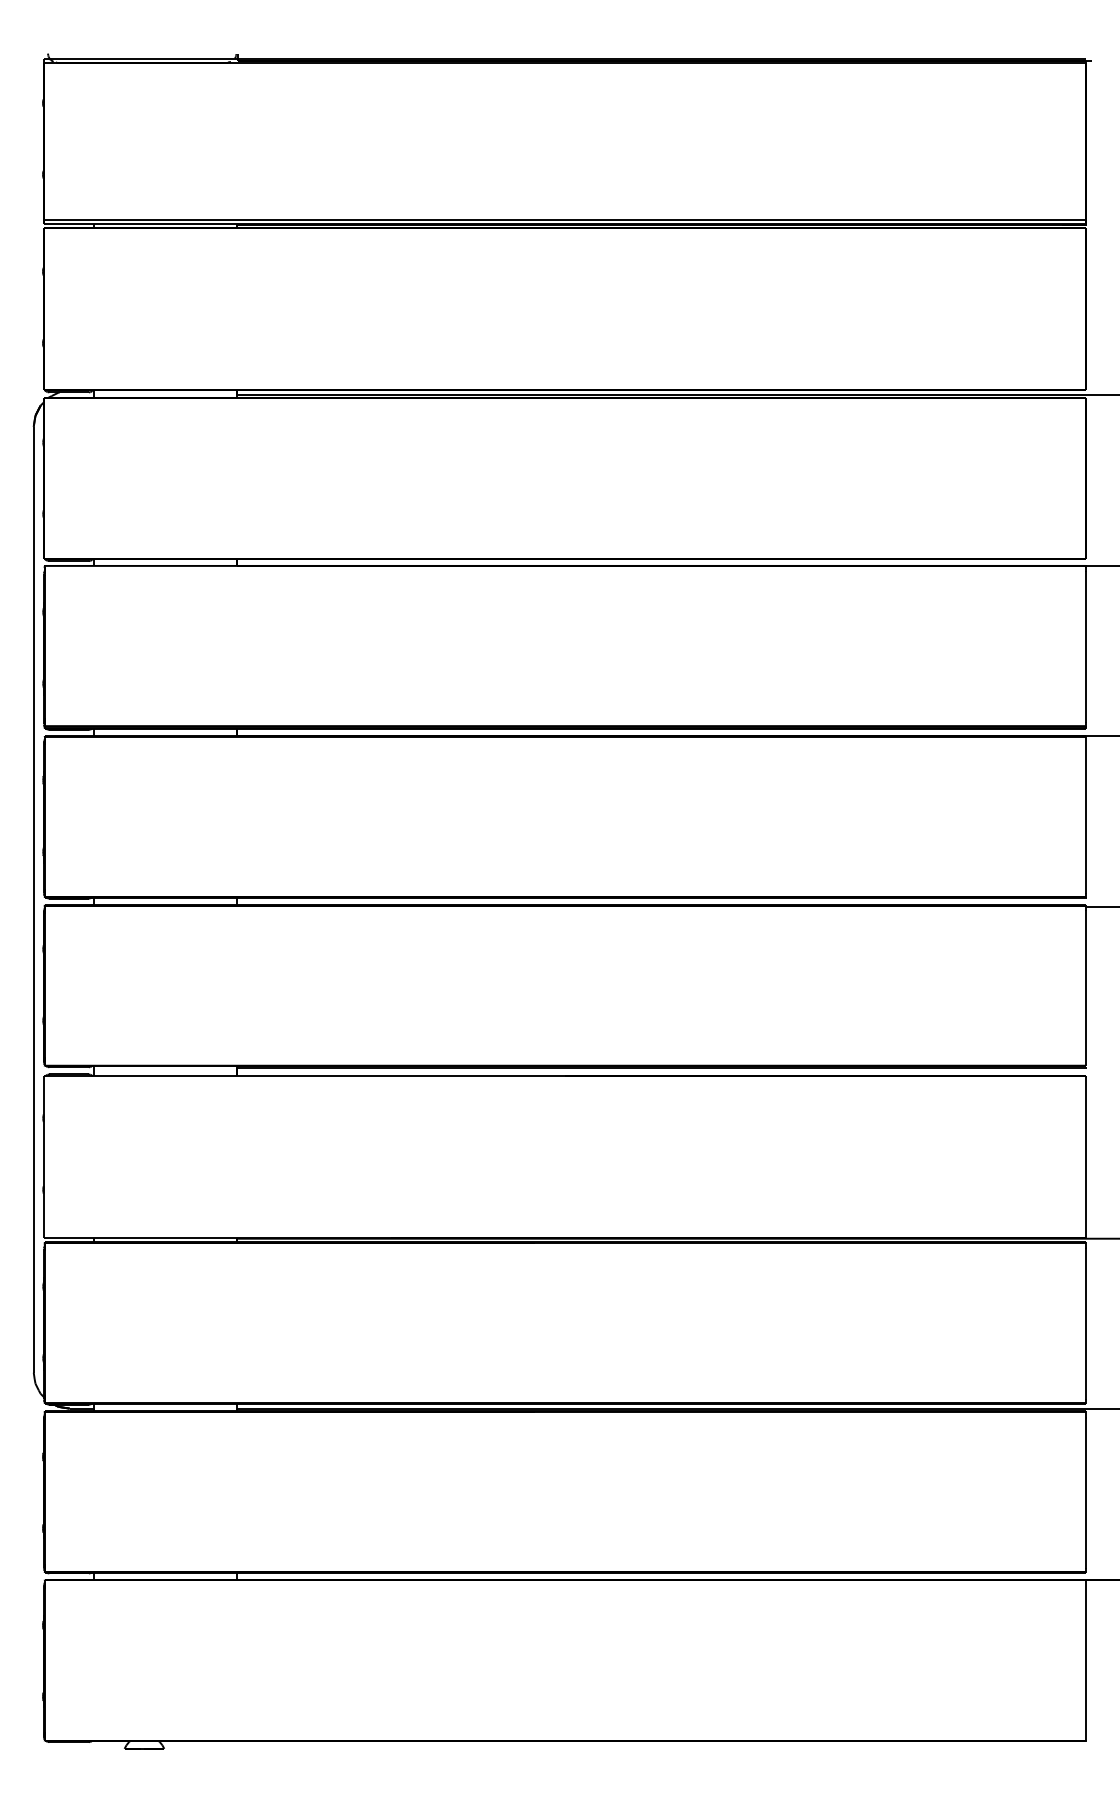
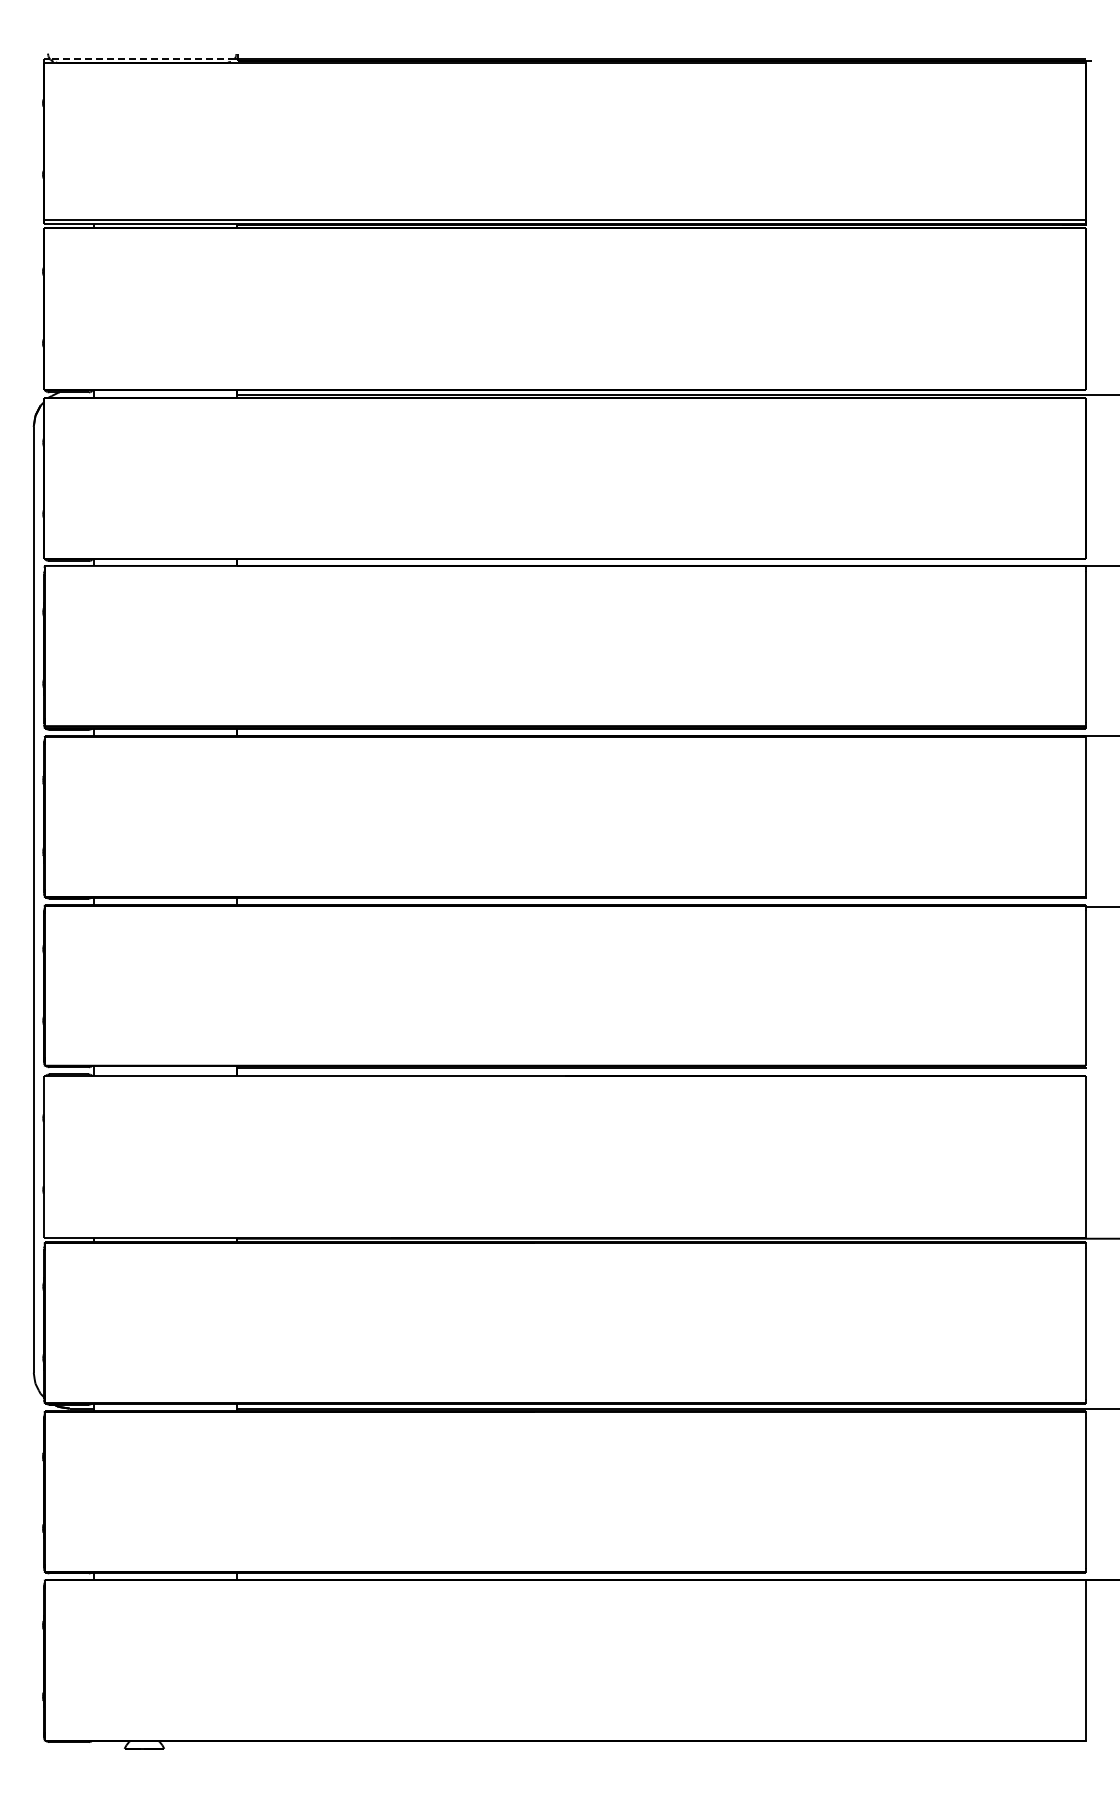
line: solid -> dashed (142, 58)
